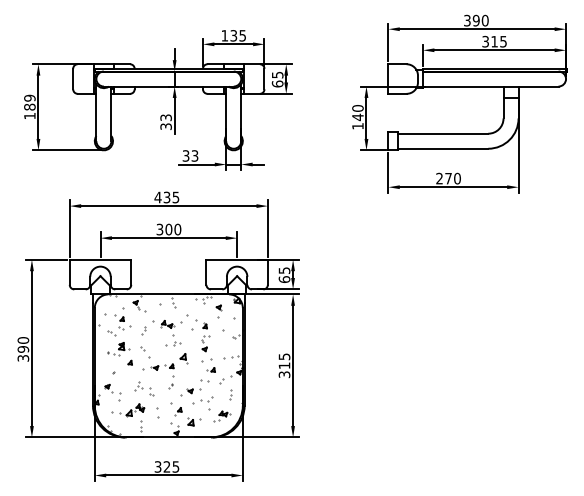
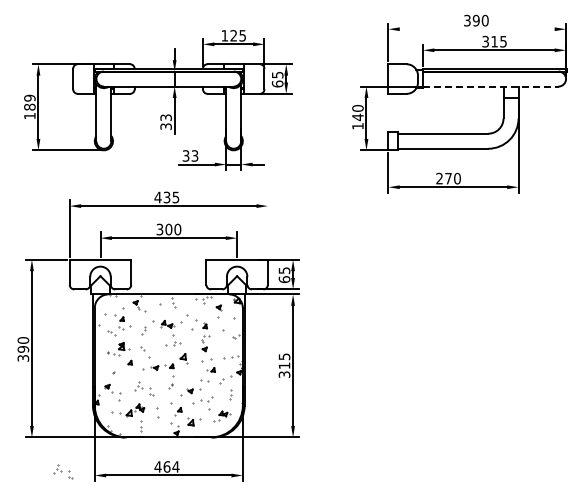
line: present -> none (476, 29)
text: 135 -> 125 (233, 35)
line: solid -> dashed (490, 86)
line: present -> none (267, 228)
text: 325 -> 464 (166, 466)
part: none -> present (63, 471)
